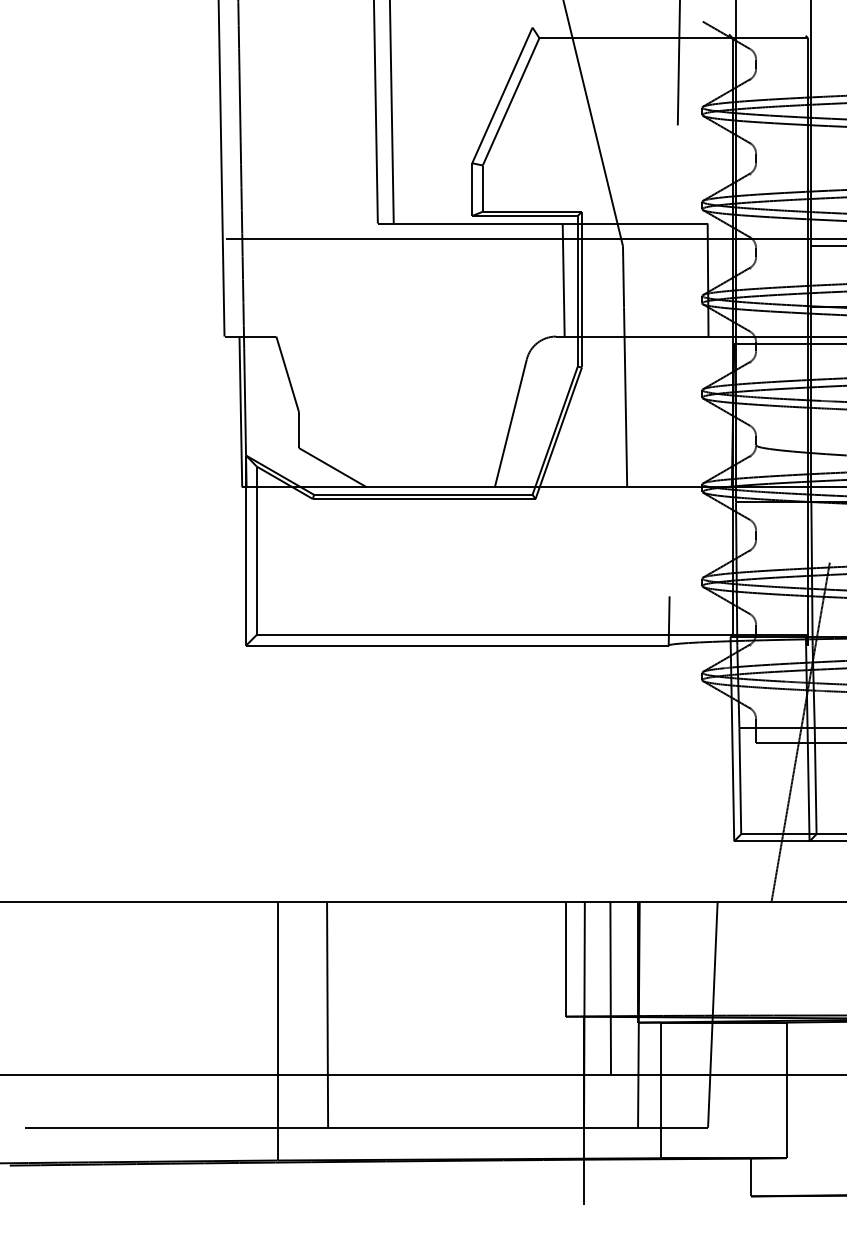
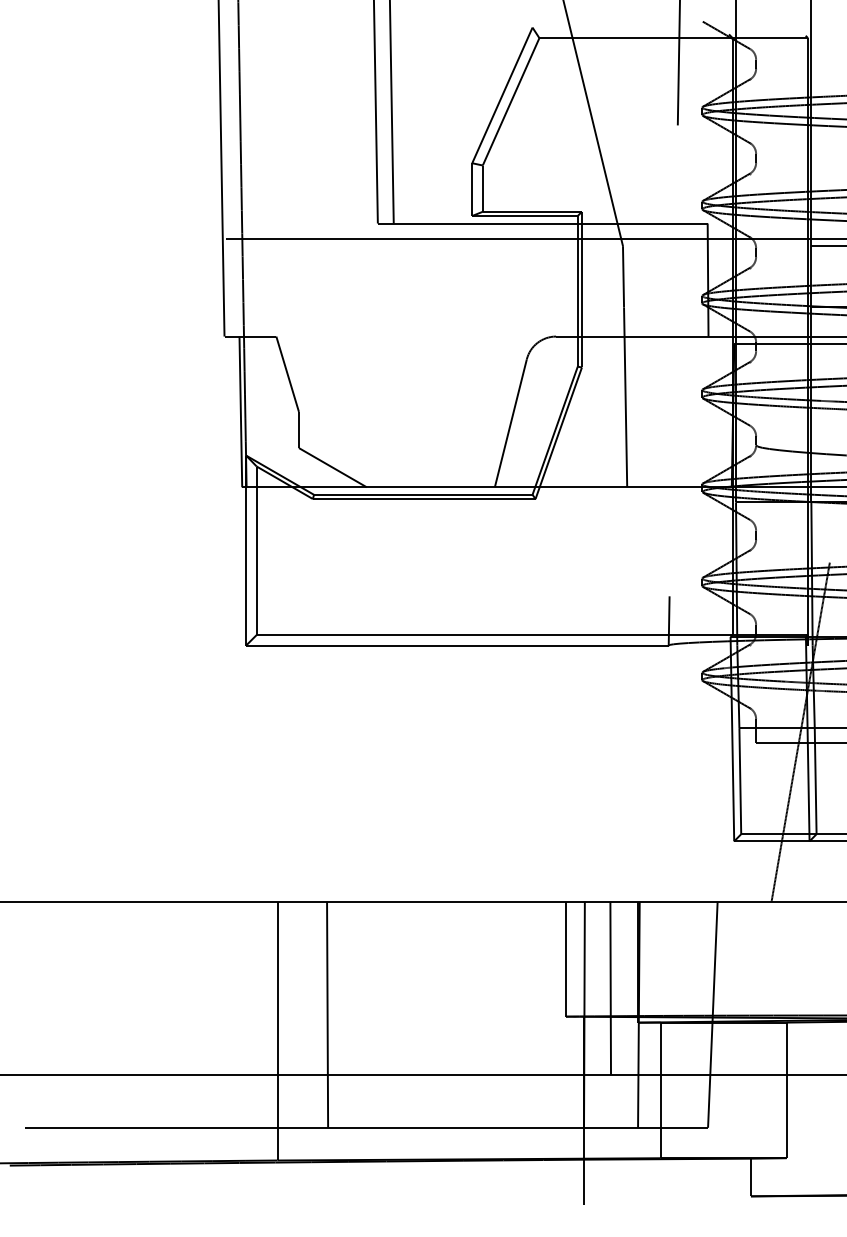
line: present -> none (563, 279)
